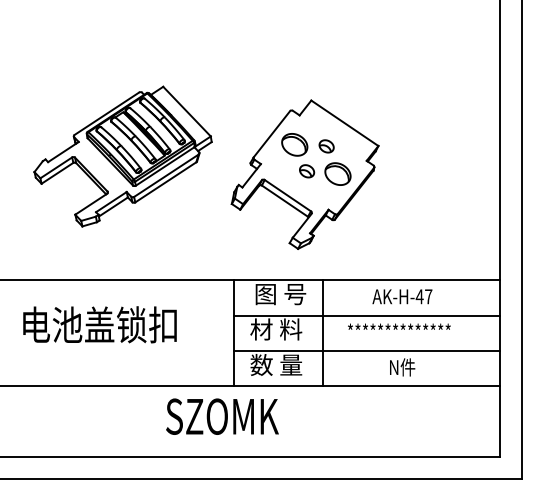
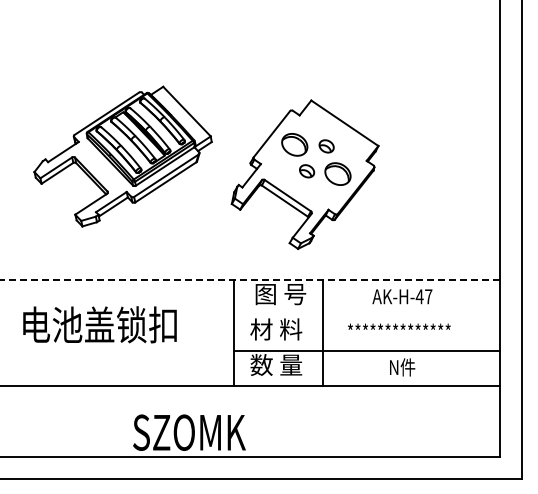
line: solid -> dashed (249, 280)
line: present -> none (366, 315)
text position: (222, 416) -> (189, 432) (189, 432)
